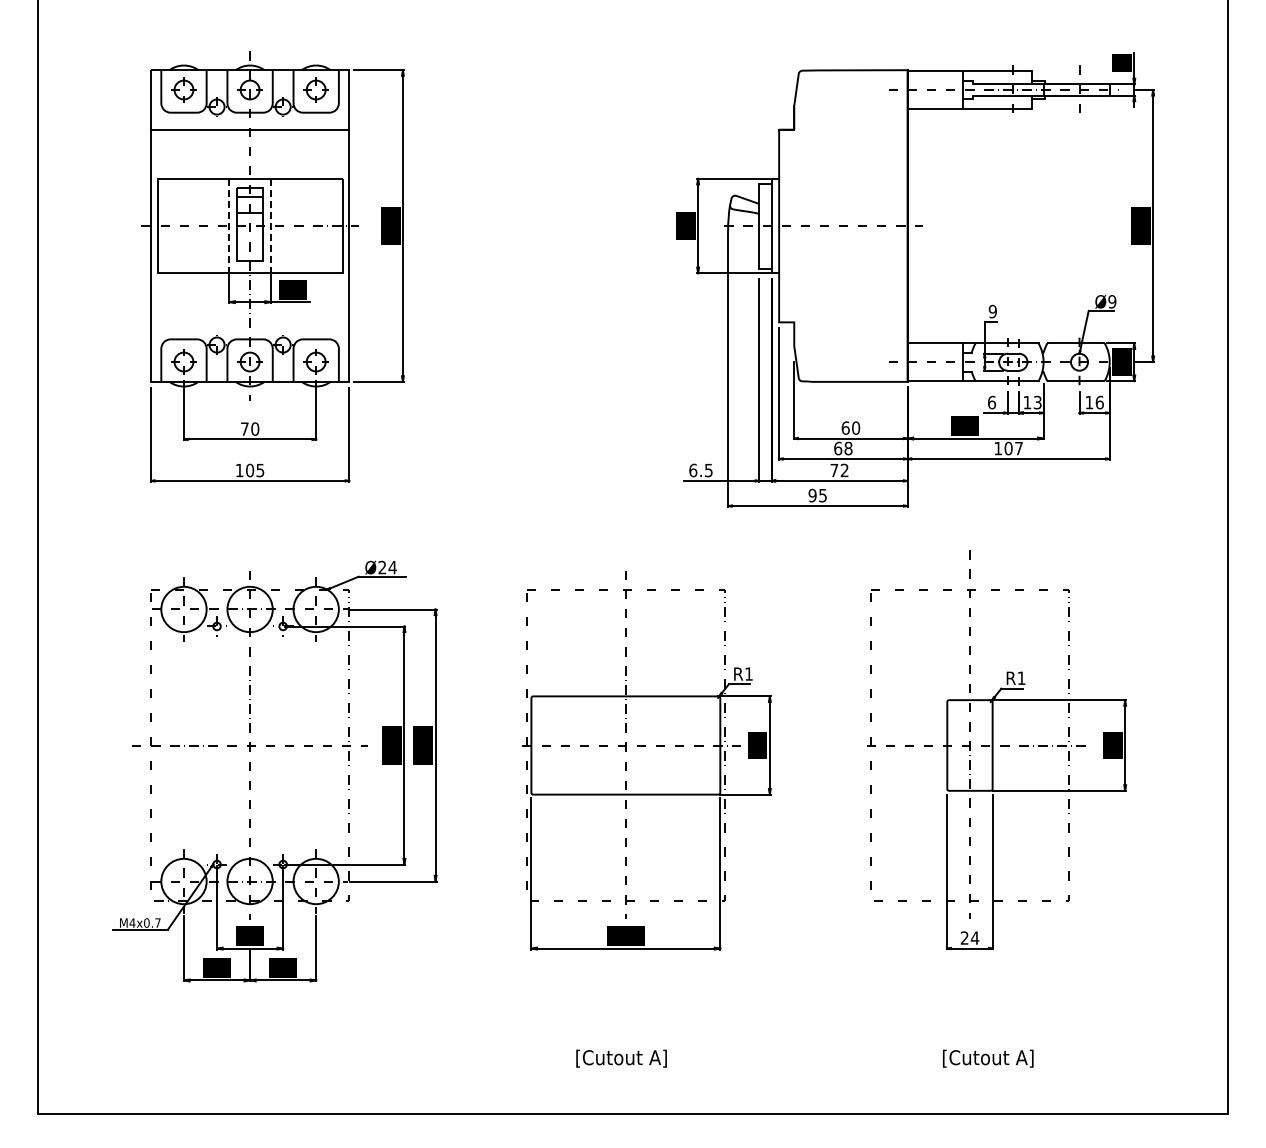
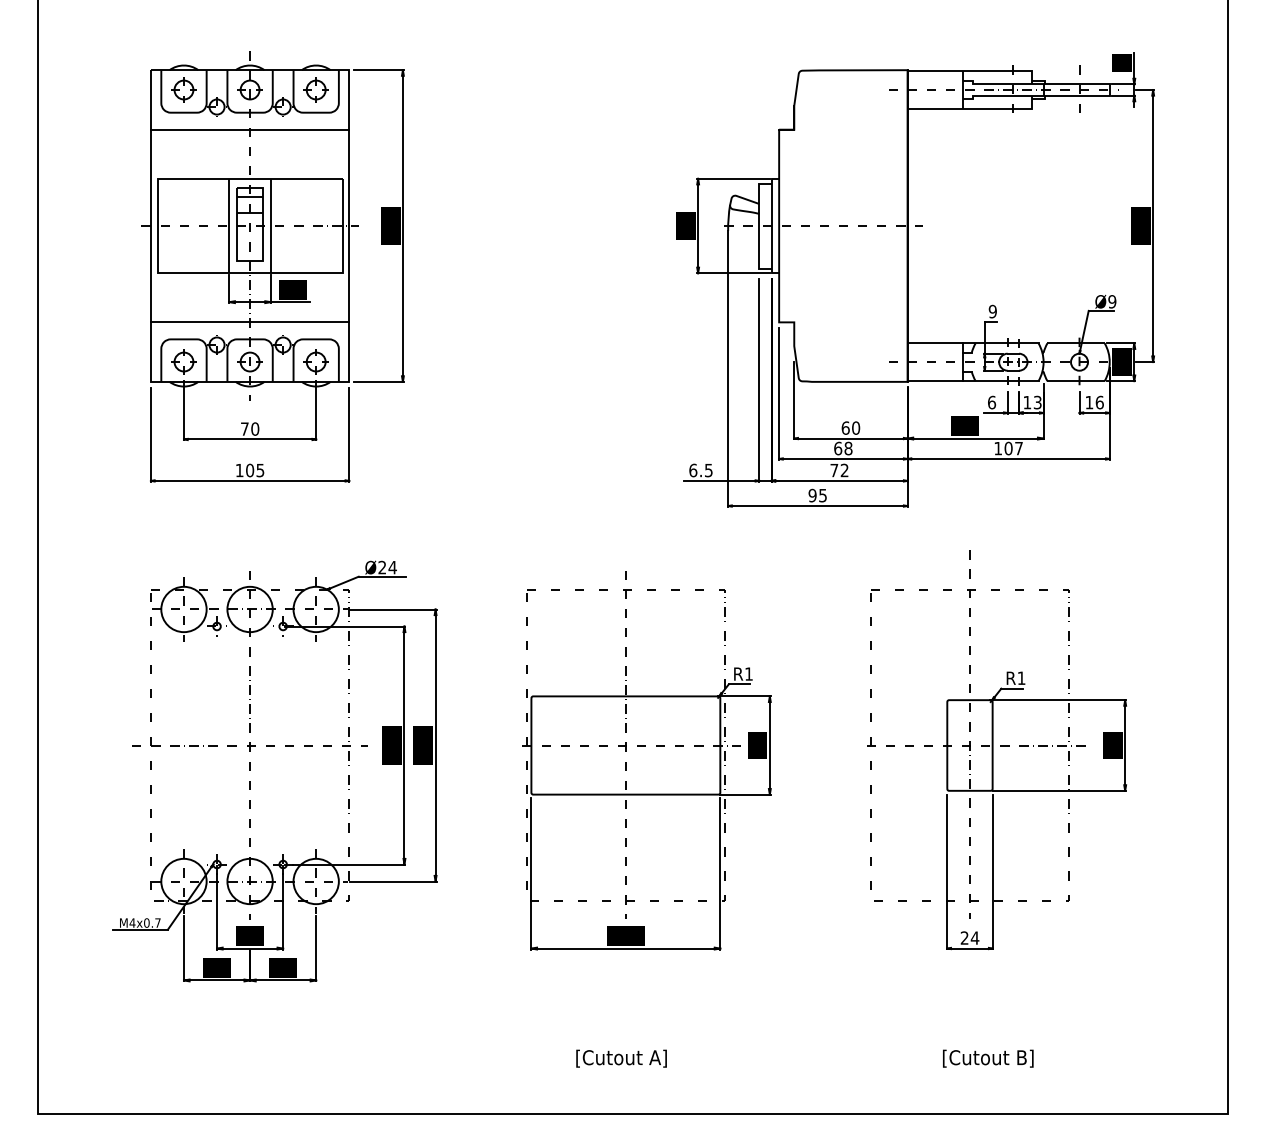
line: dashed -> solid (229, 226)
line: dashed -> solid (270, 226)
line: none -> present (249, 322)
text: [Cutout A] -> [Cutout B] (1021, 1057)
